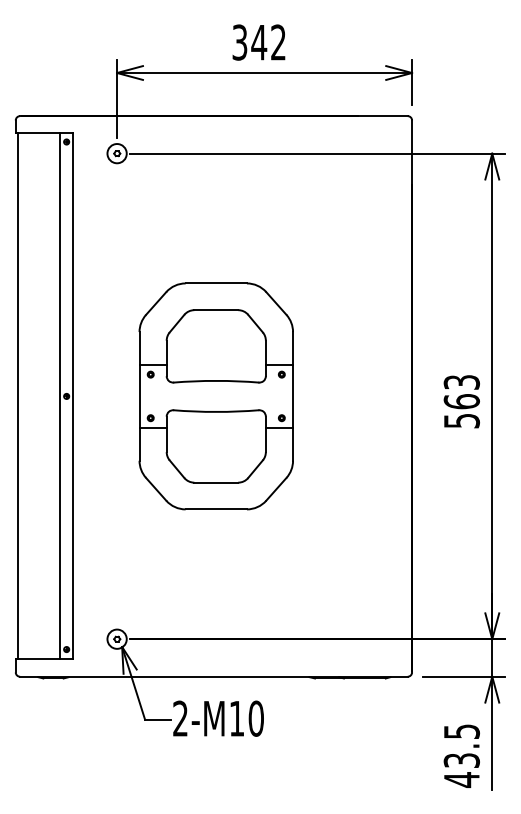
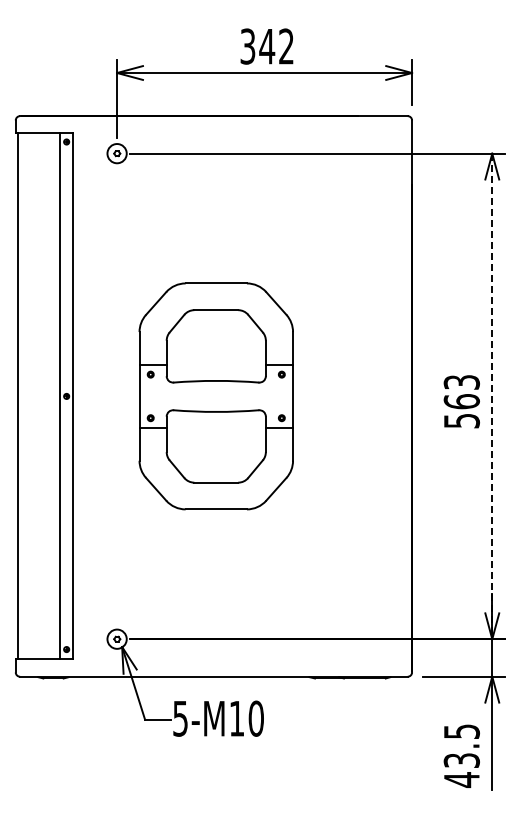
text position: (258, 42) -> (266, 46) (266, 46)
line: solid -> dashed (492, 396)
text: 2-M10 -> 5-M10 (180, 718)
